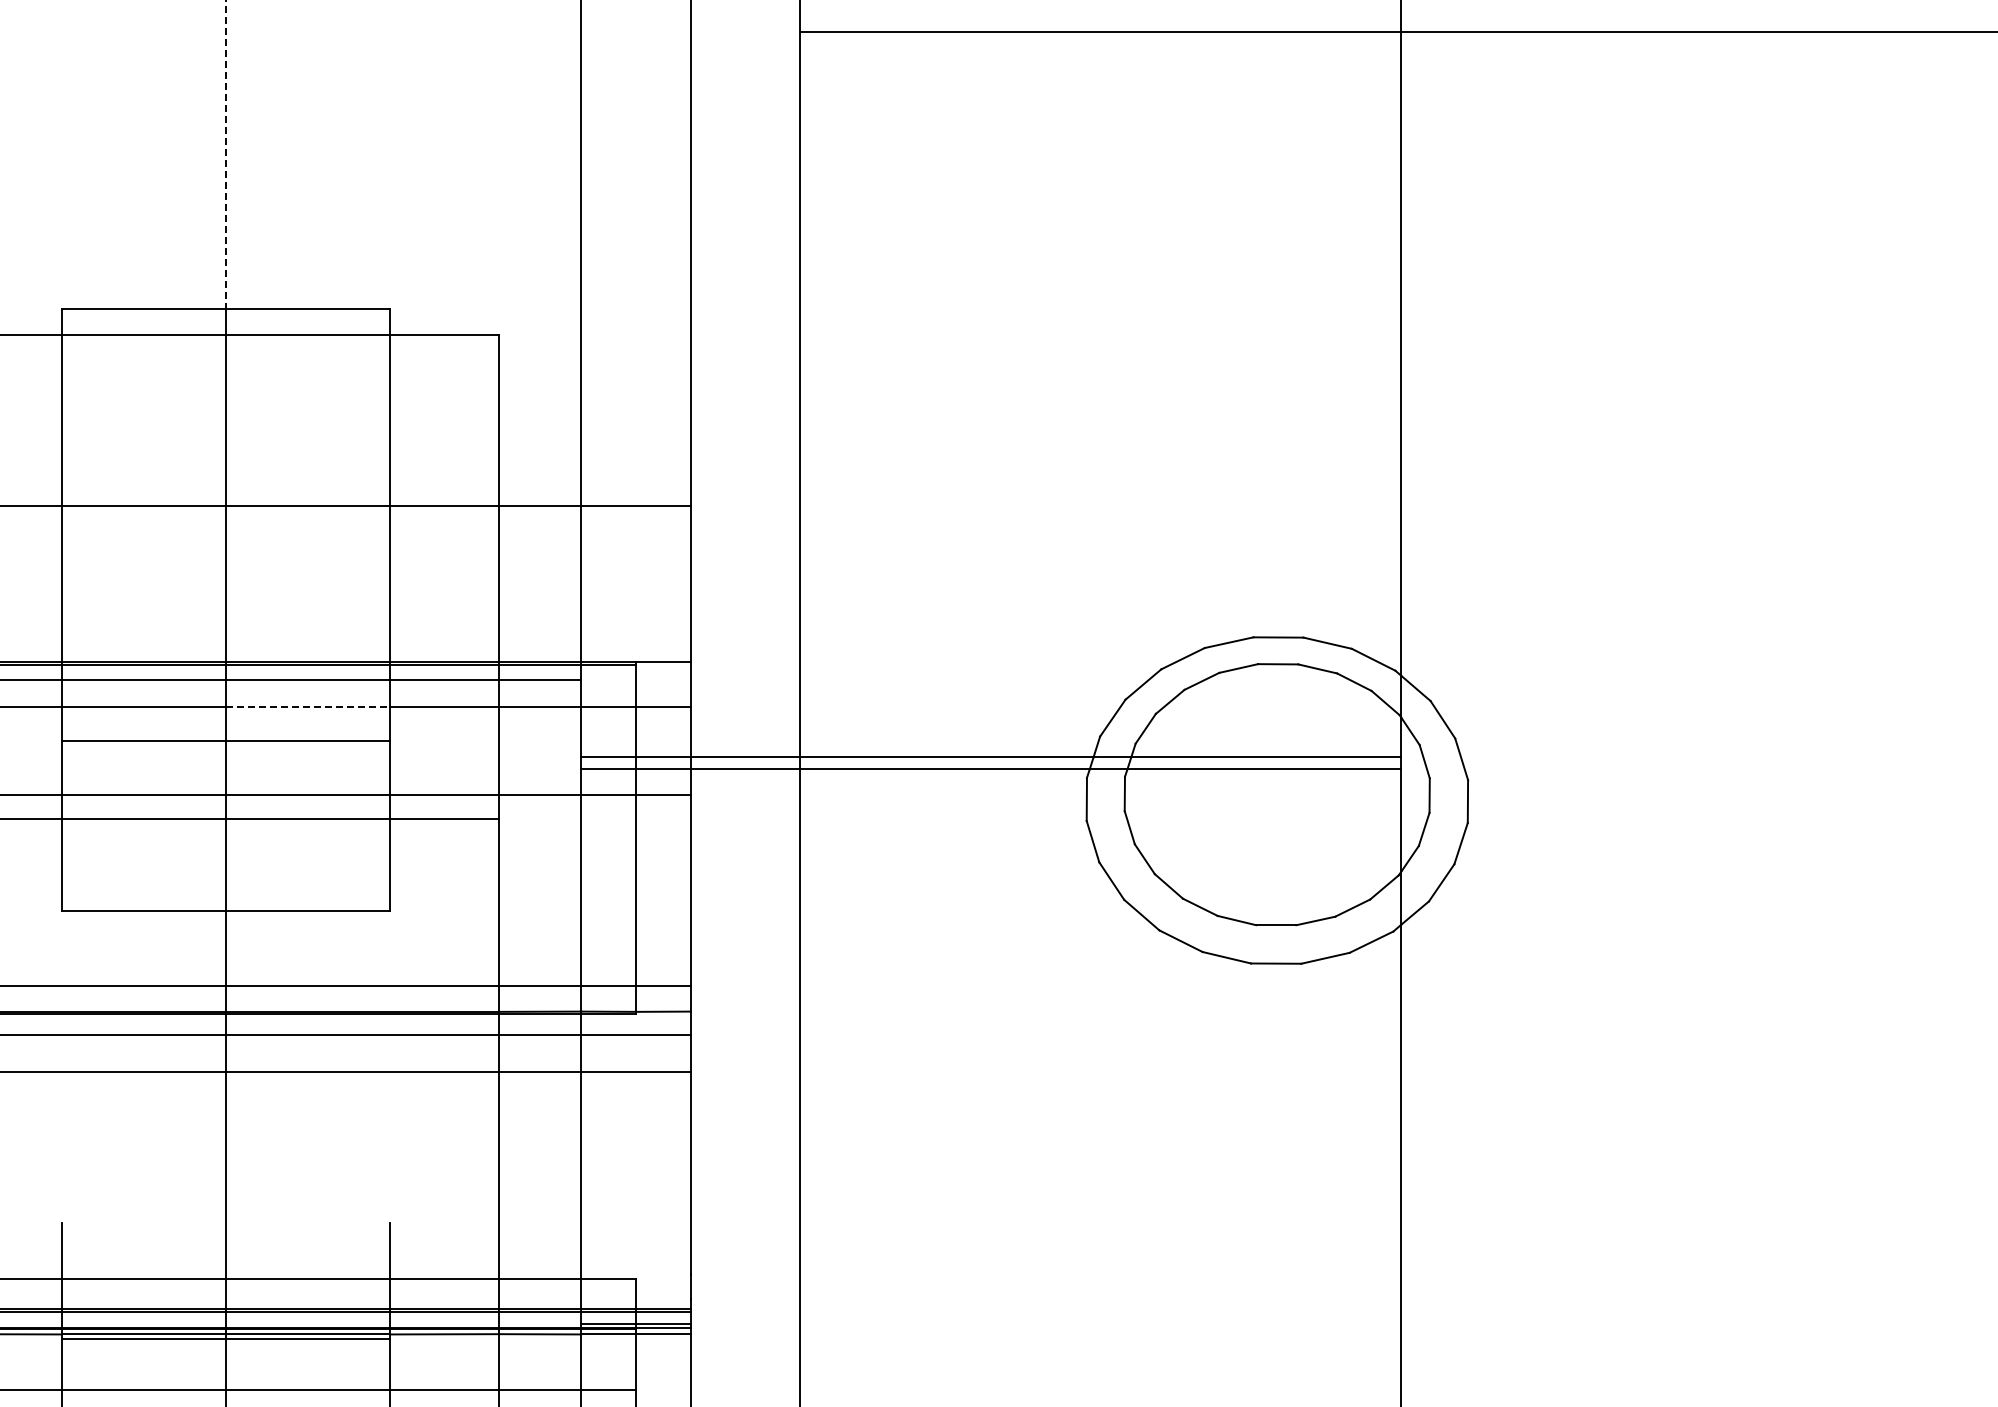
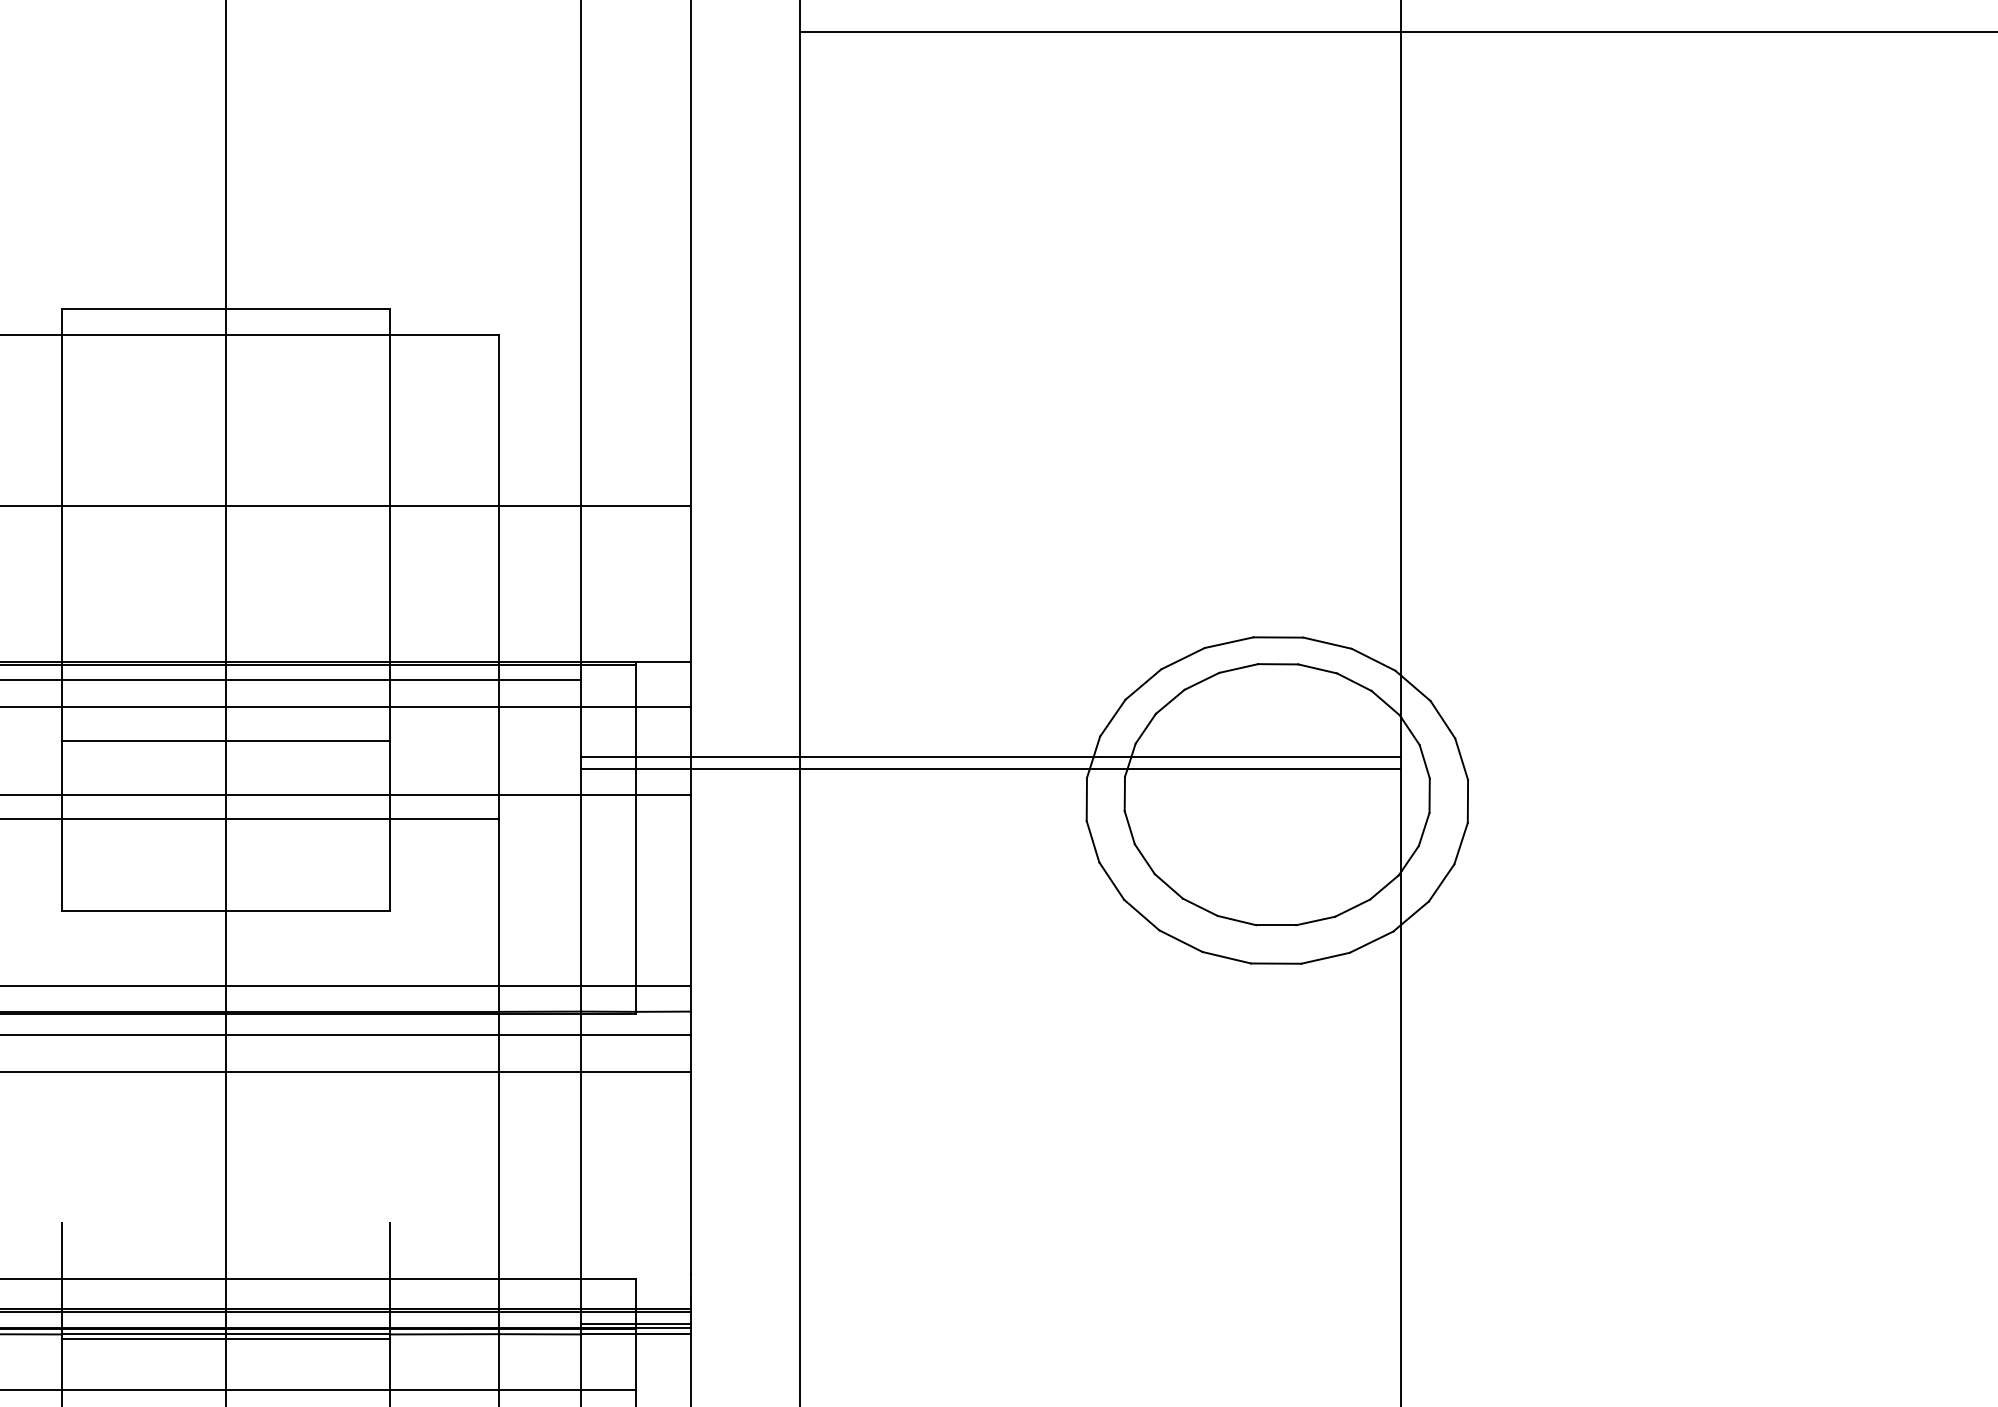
line: dashed -> solid (225, 155)
line: dashed -> solid (308, 706)
